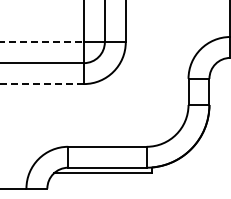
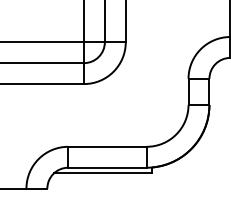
line: dashed -> solid (42, 42)
line: dashed -> solid (41, 84)
